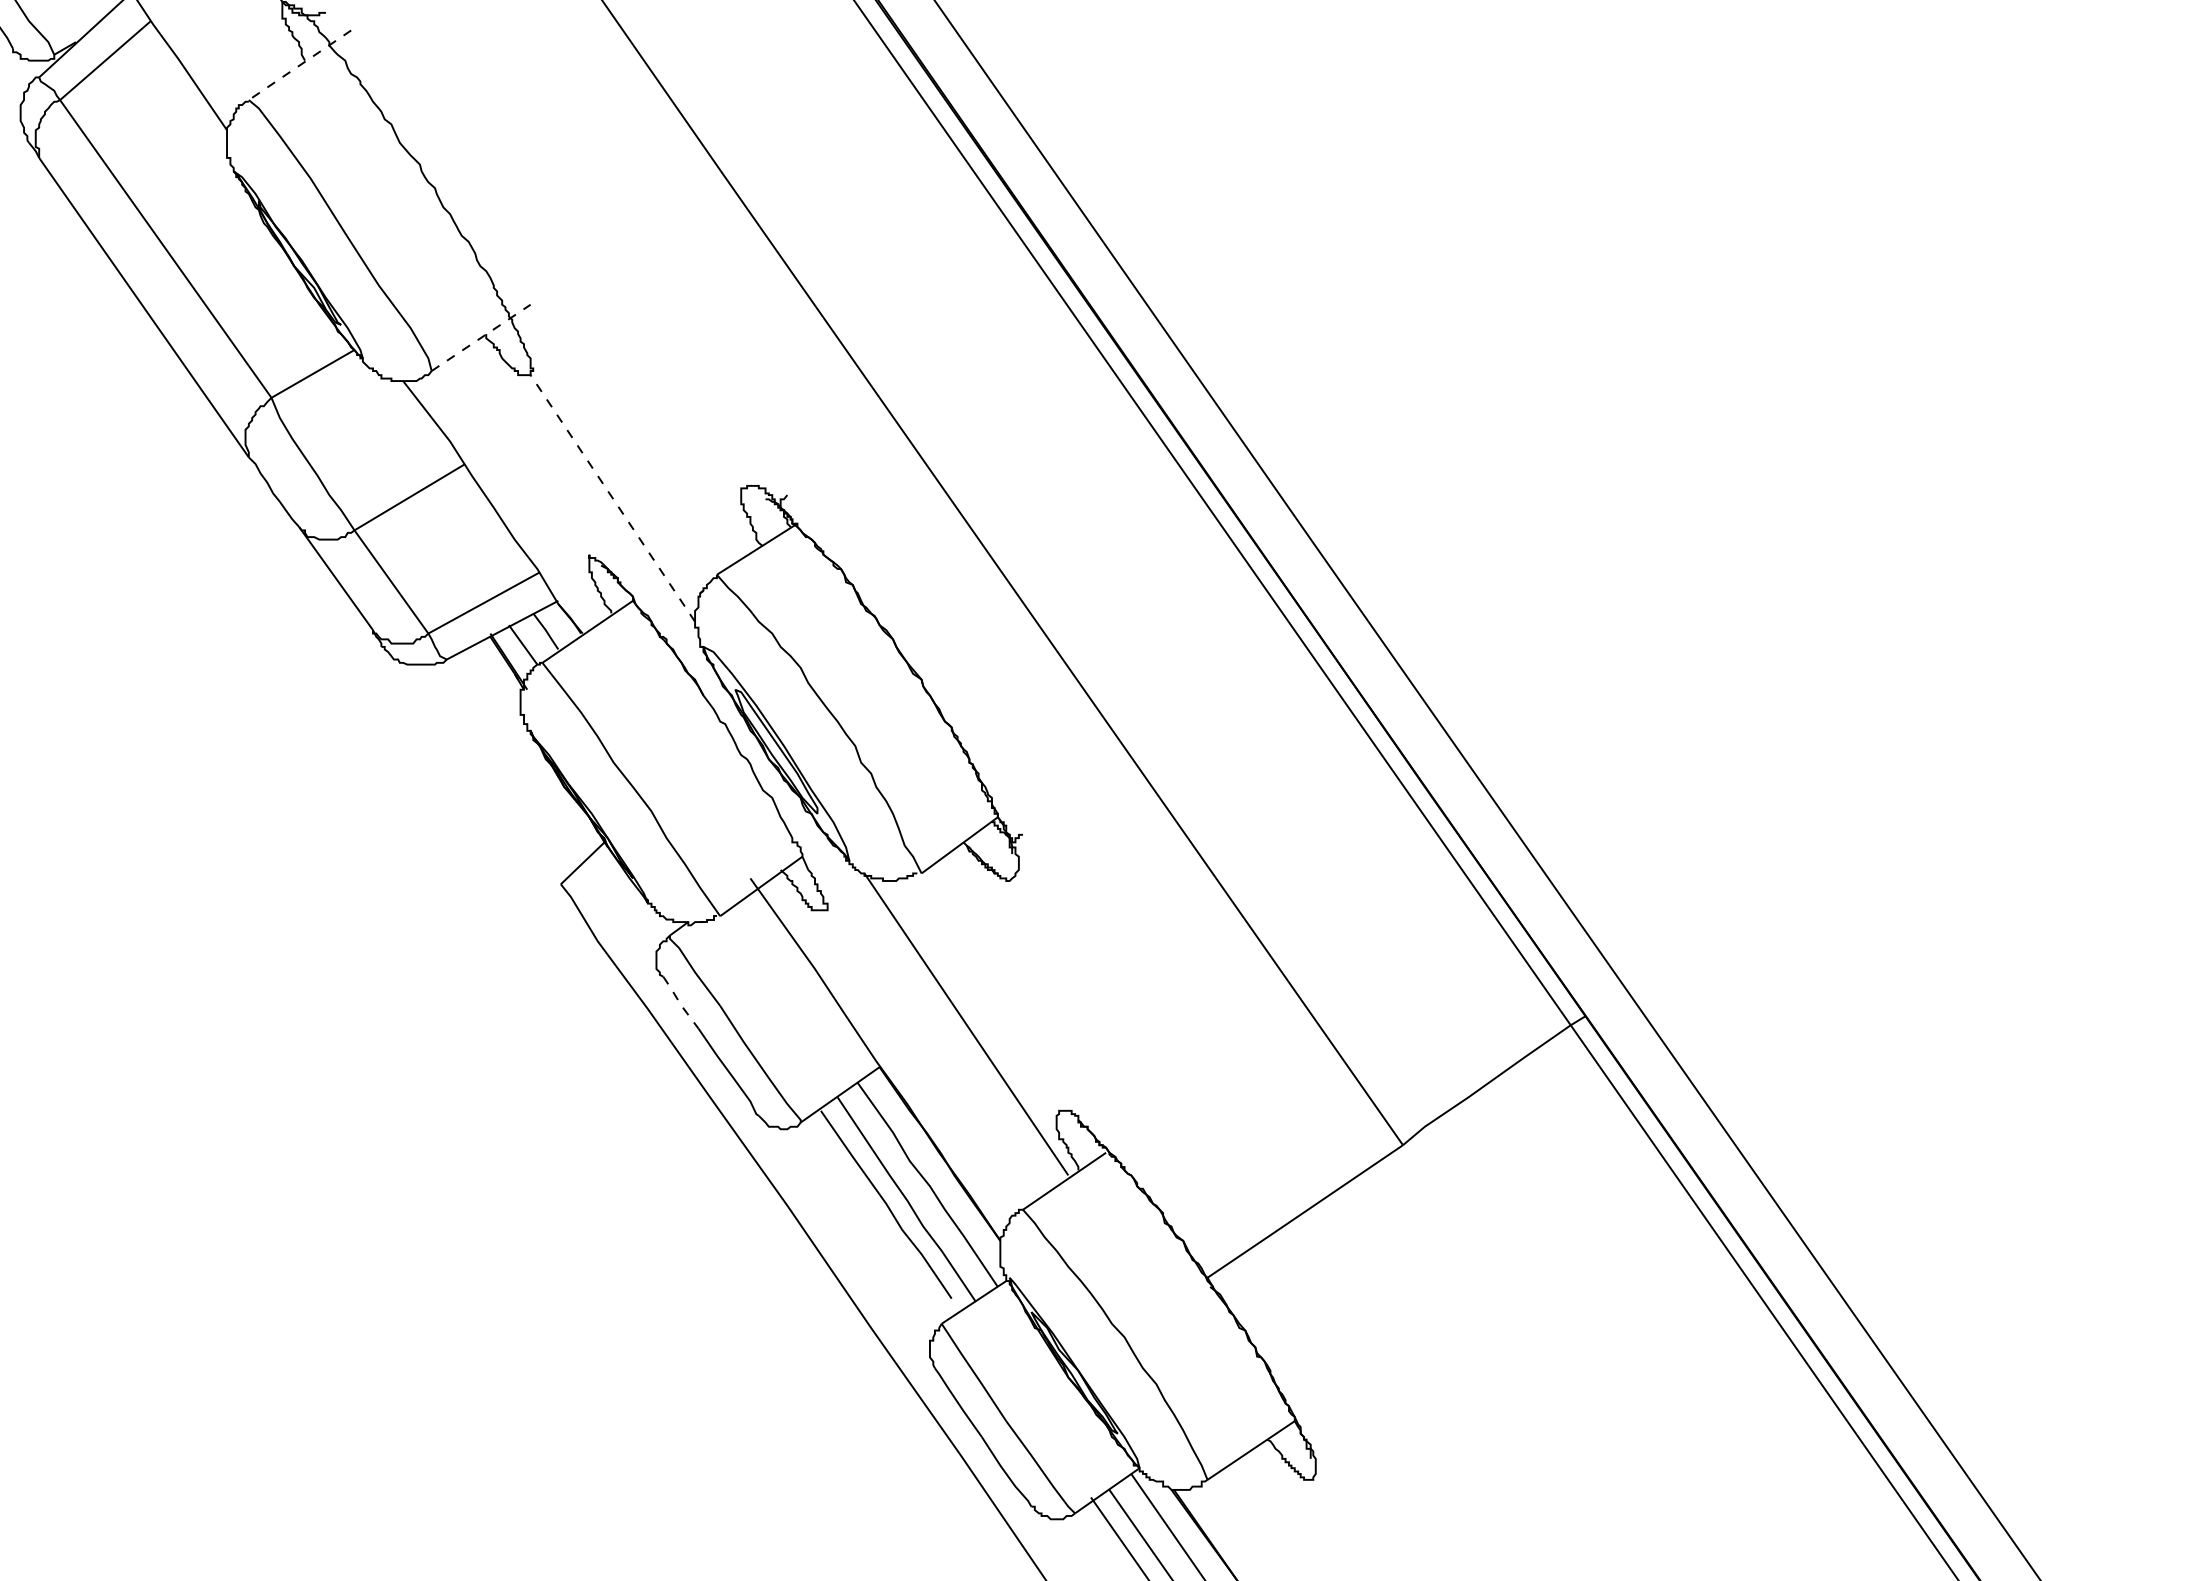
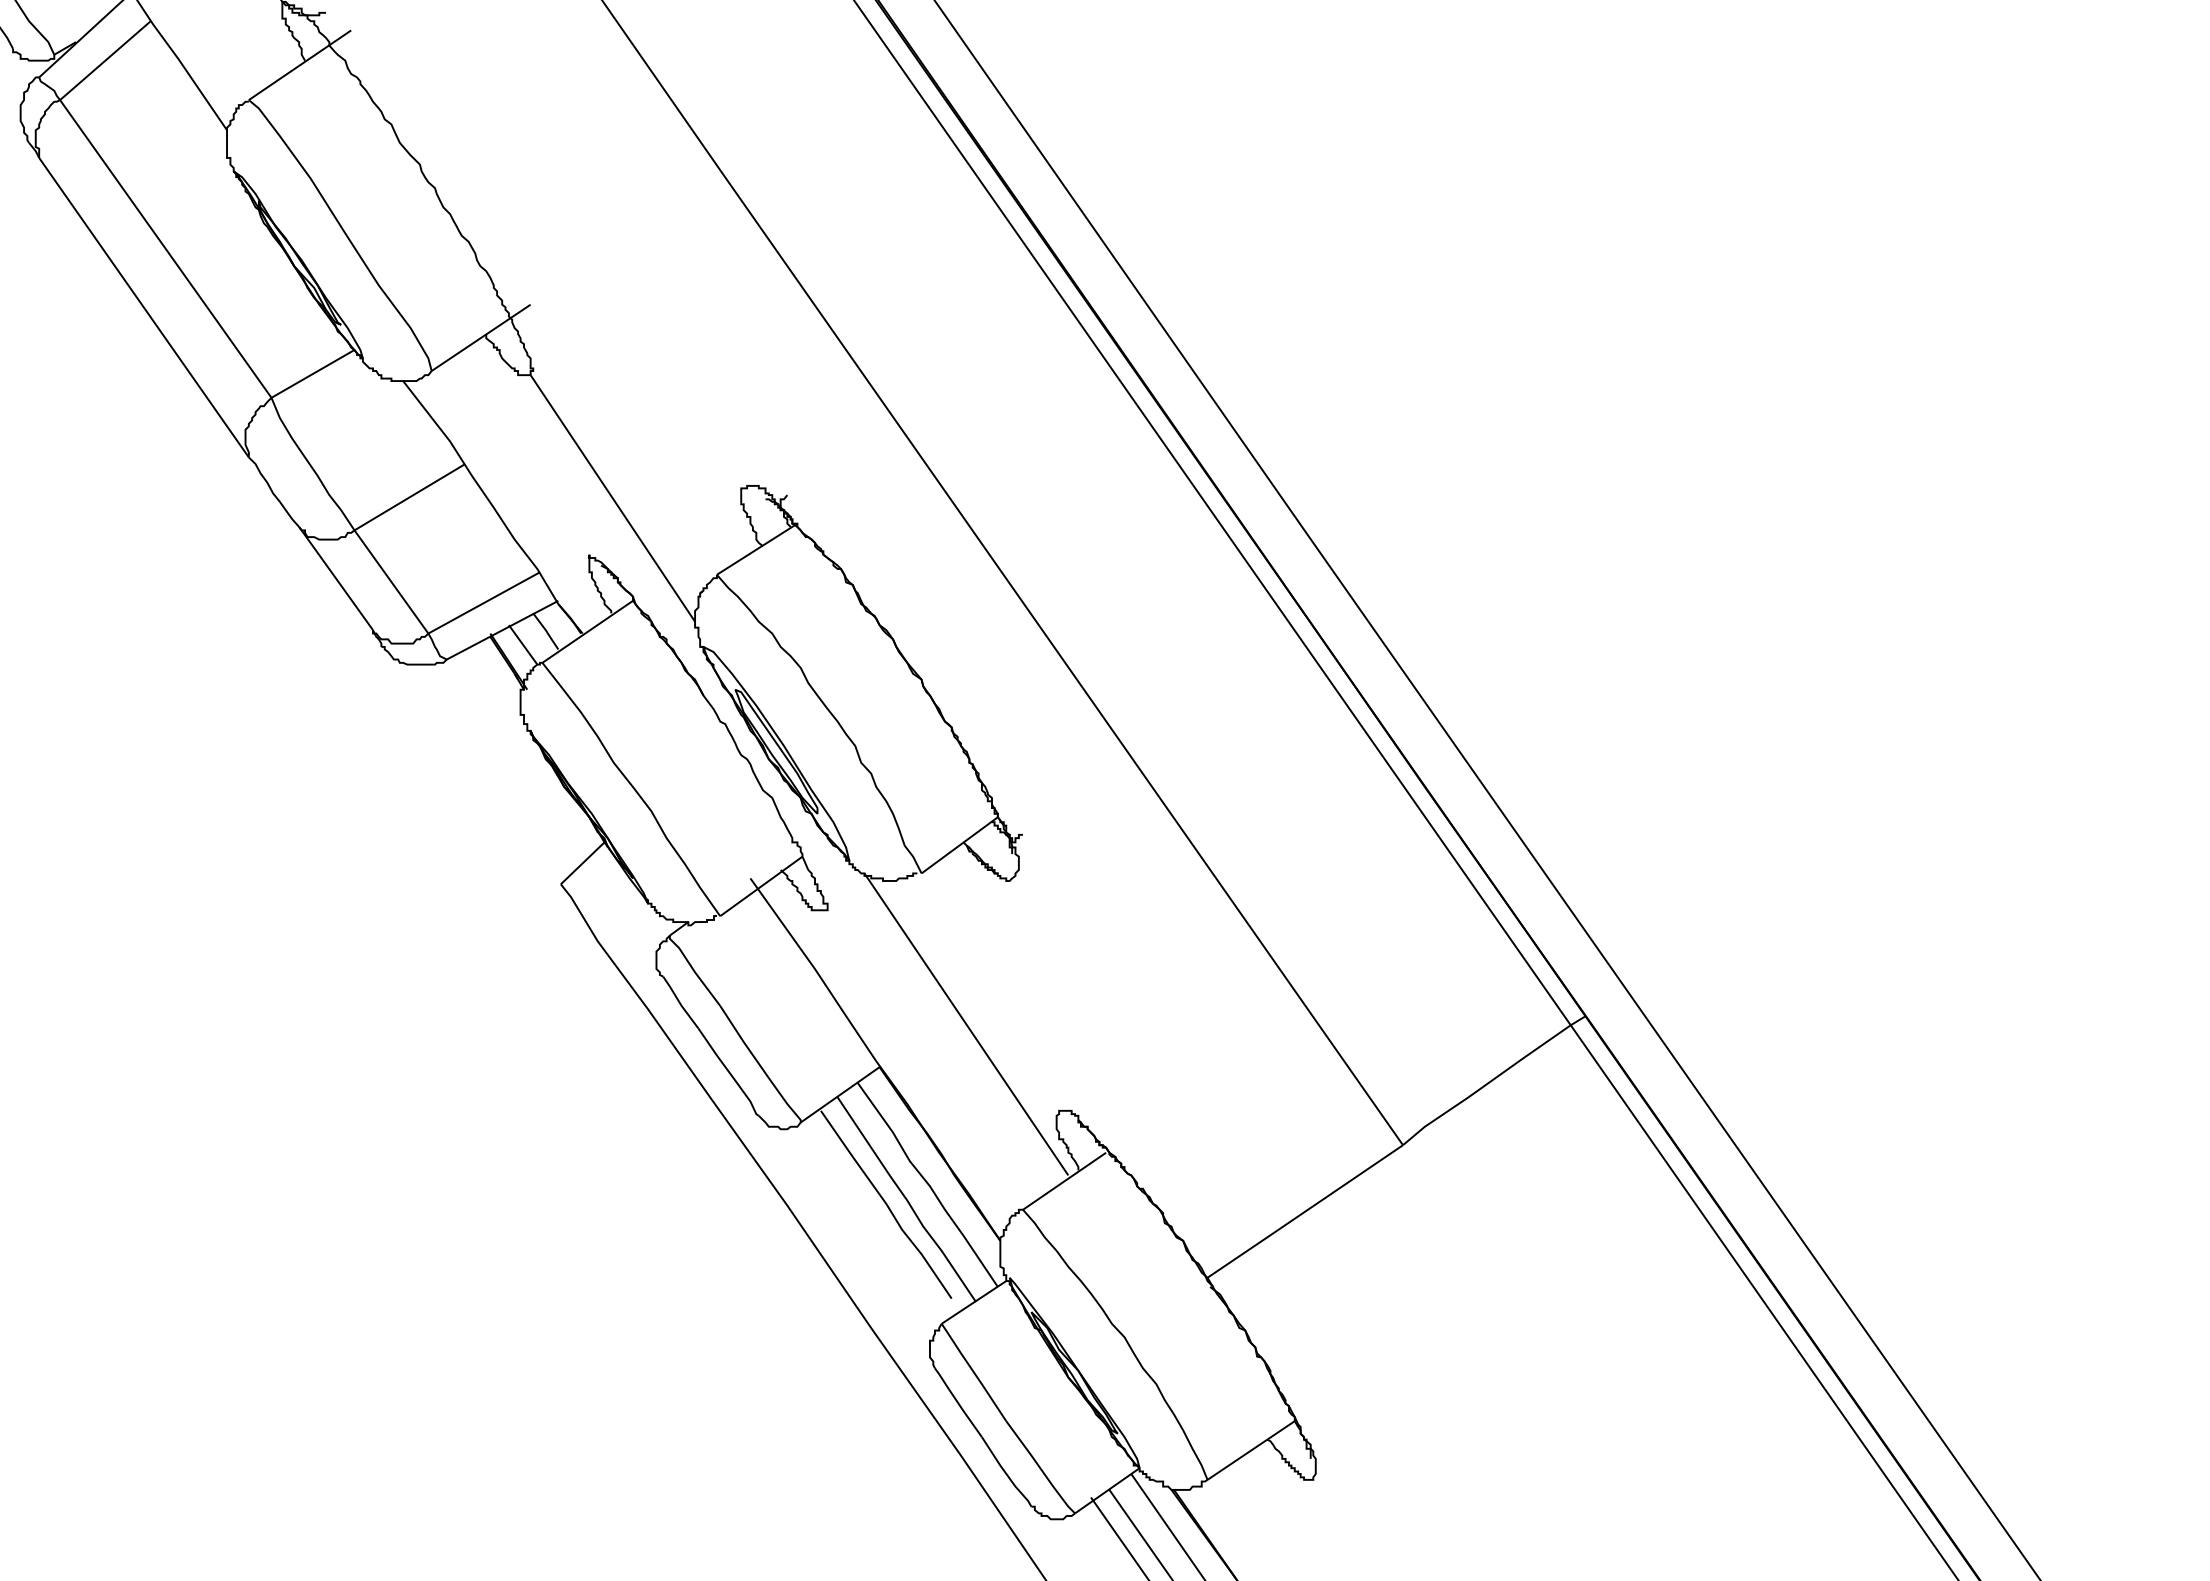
line: dashed -> solid (300, 65)
line: dashed -> solid (481, 337)
line: dashed -> solid (612, 498)
line: dashed -> solid (680, 1003)
